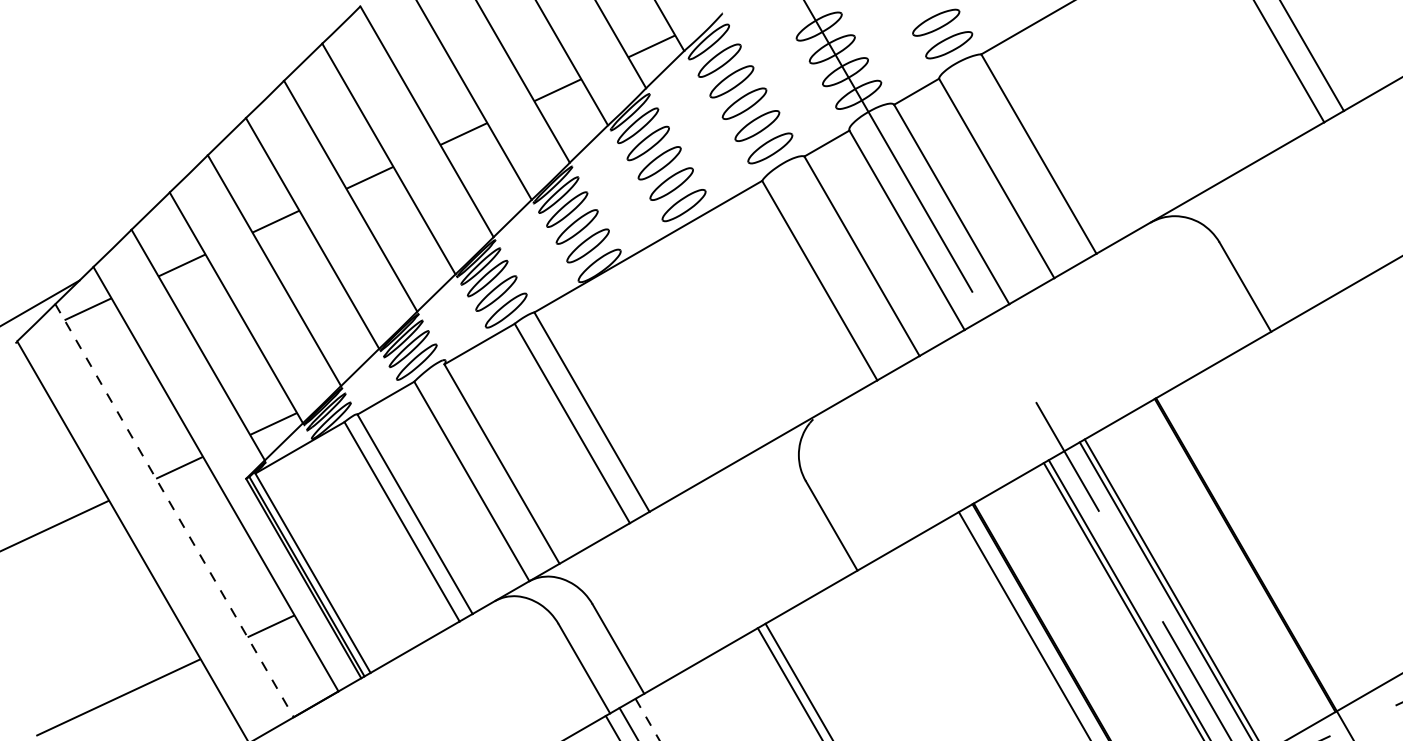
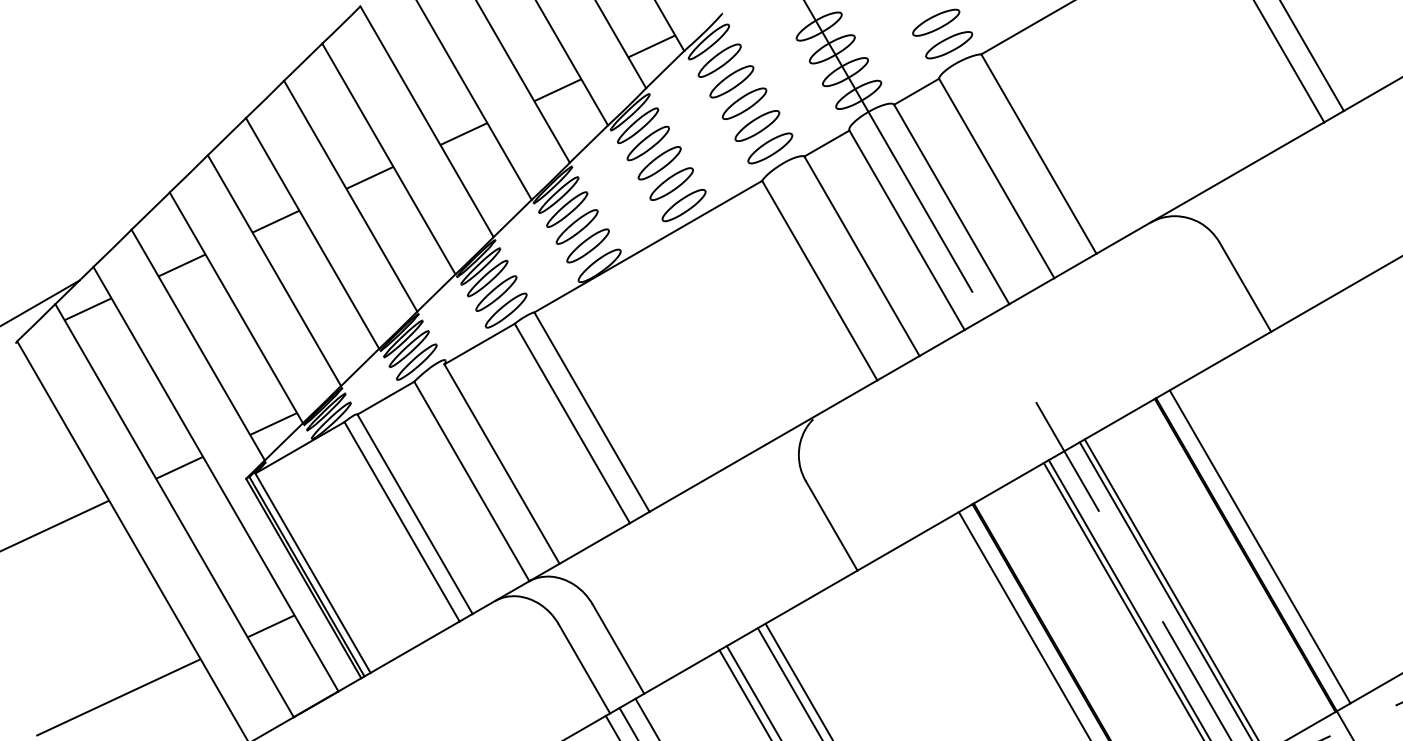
line: dashed -> solid (174, 511)
line: none -> present (1259, 546)
line: none -> present (752, 691)
line: none -> present (744, 693)
line: dashed -> solid (647, 719)
